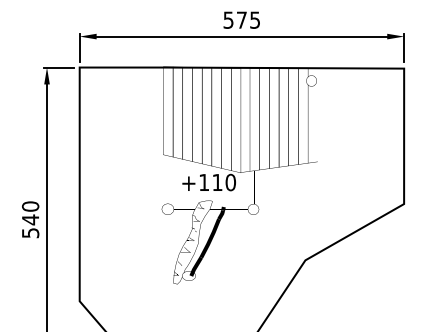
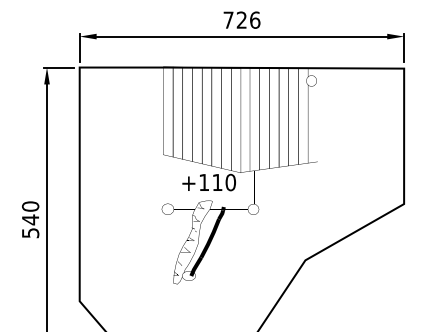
text: 575 -> 726 (241, 19)
